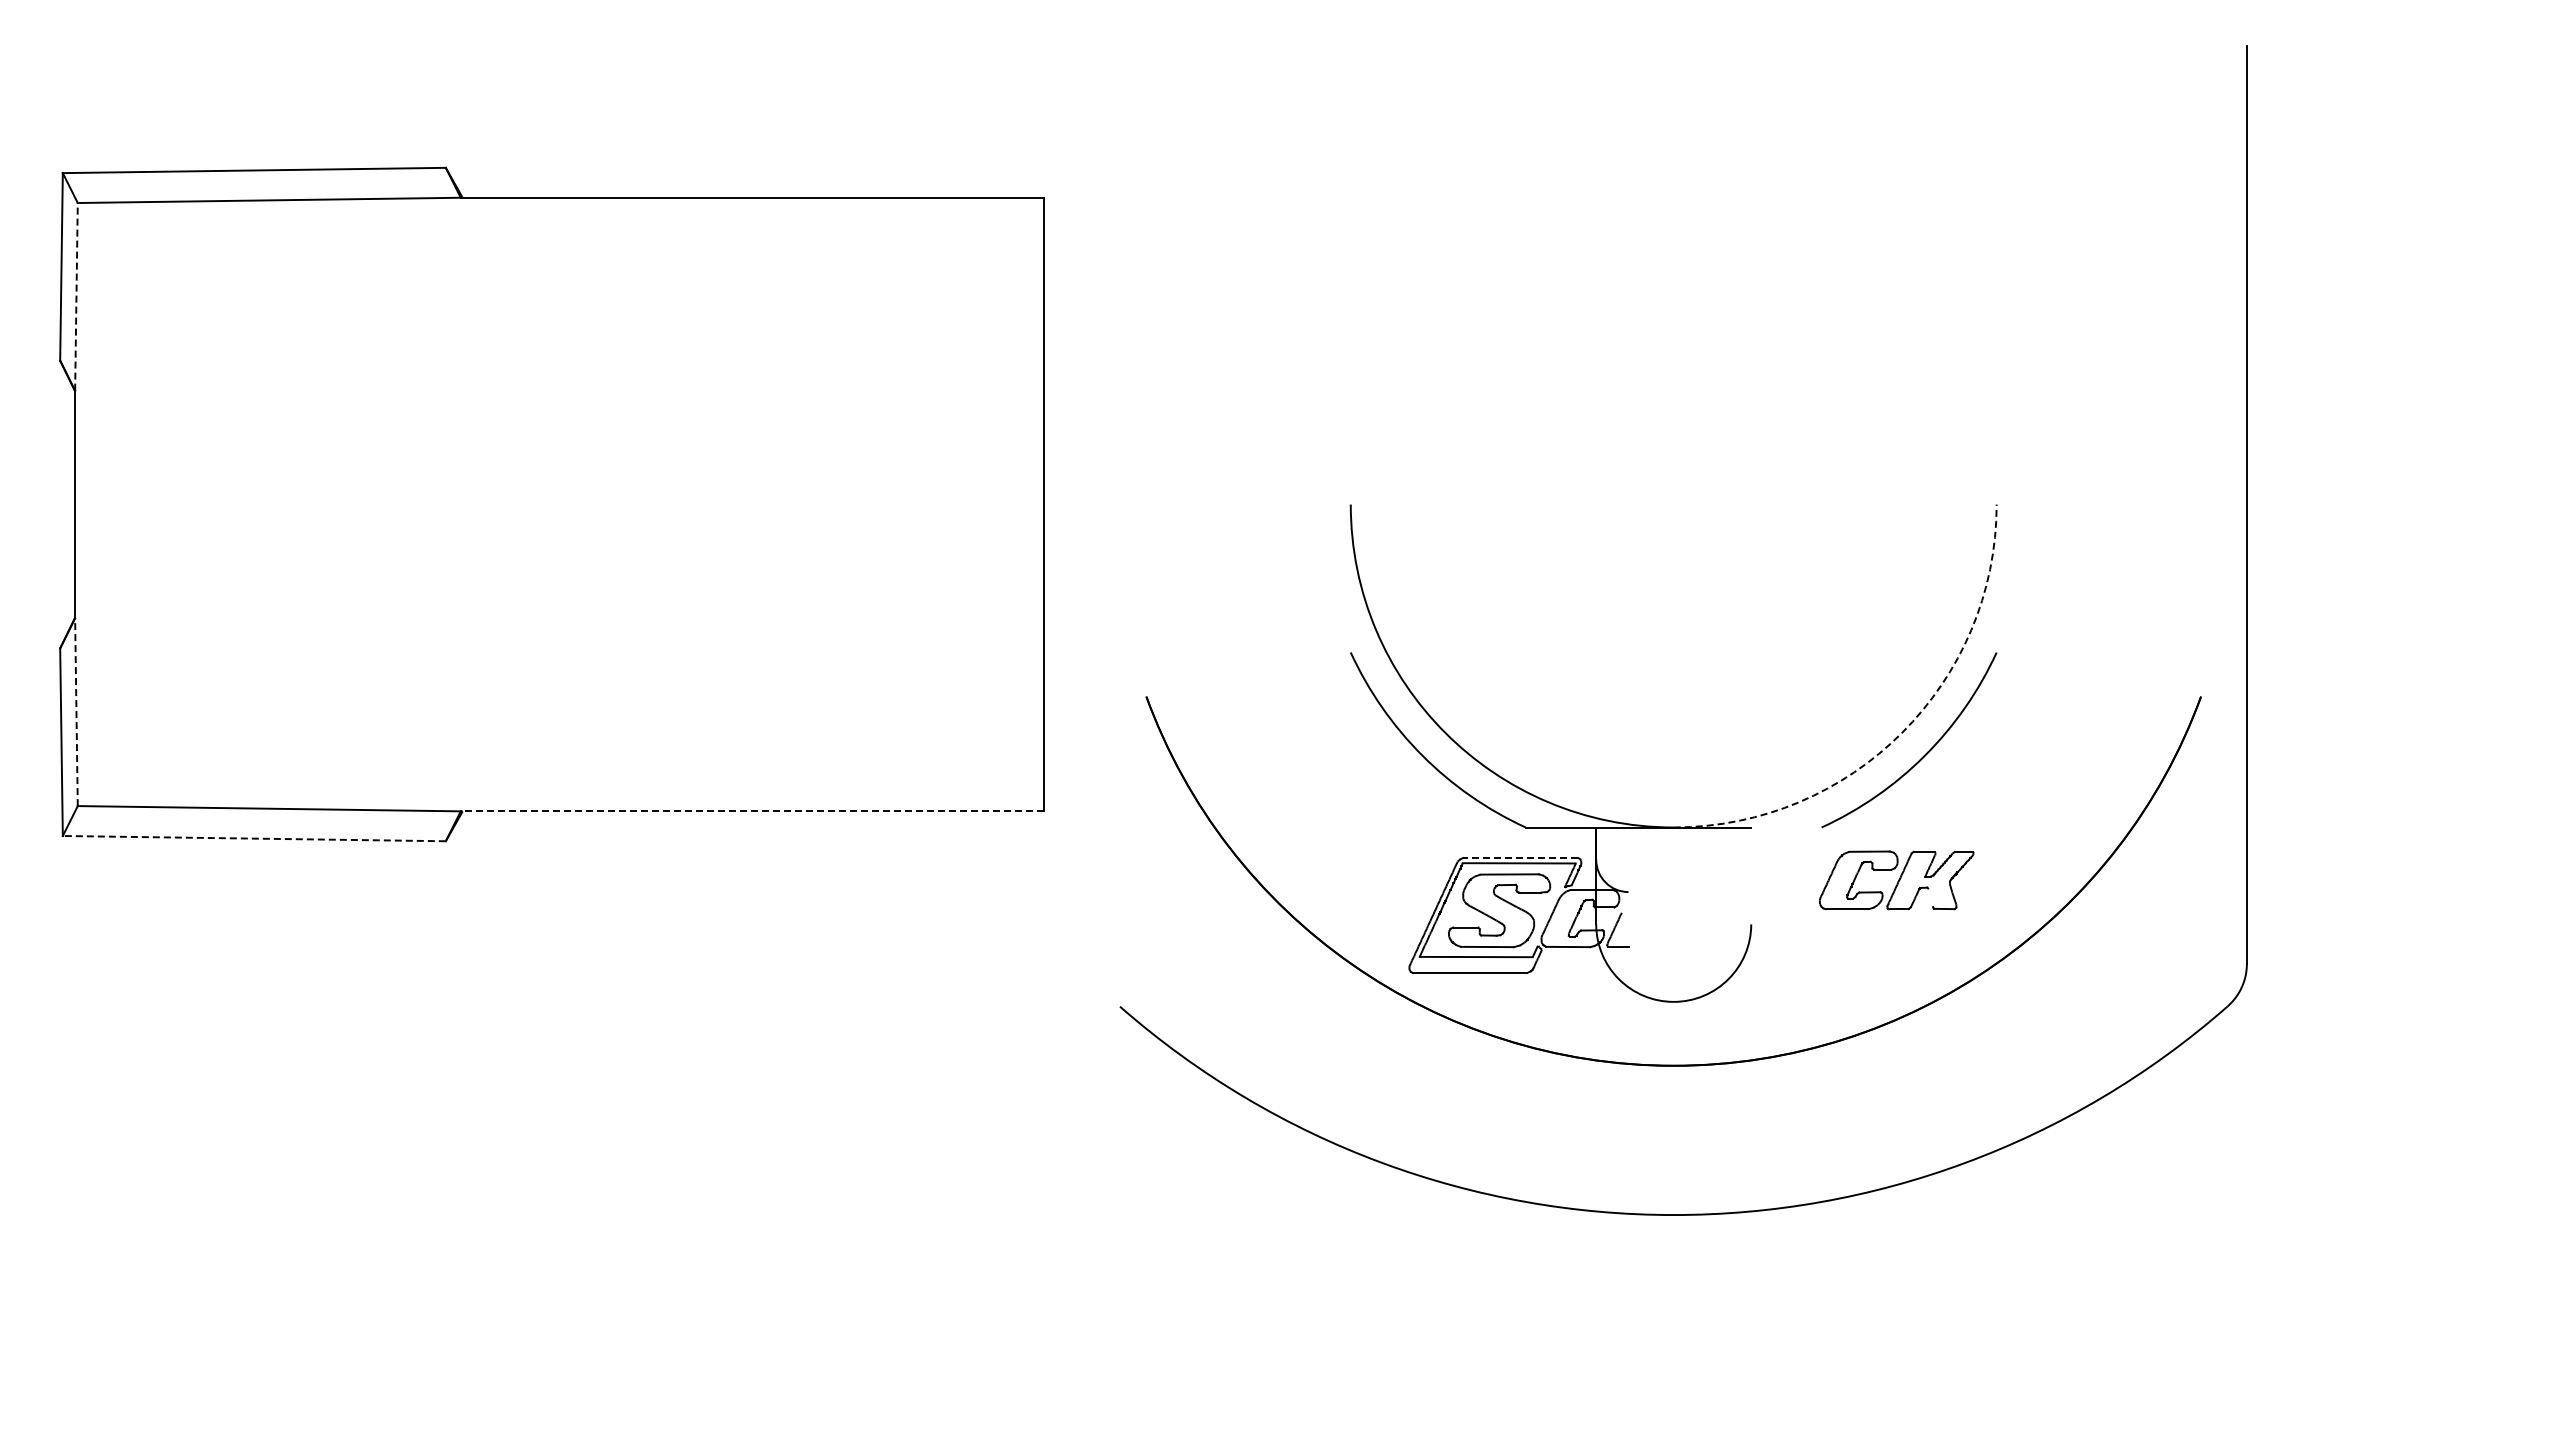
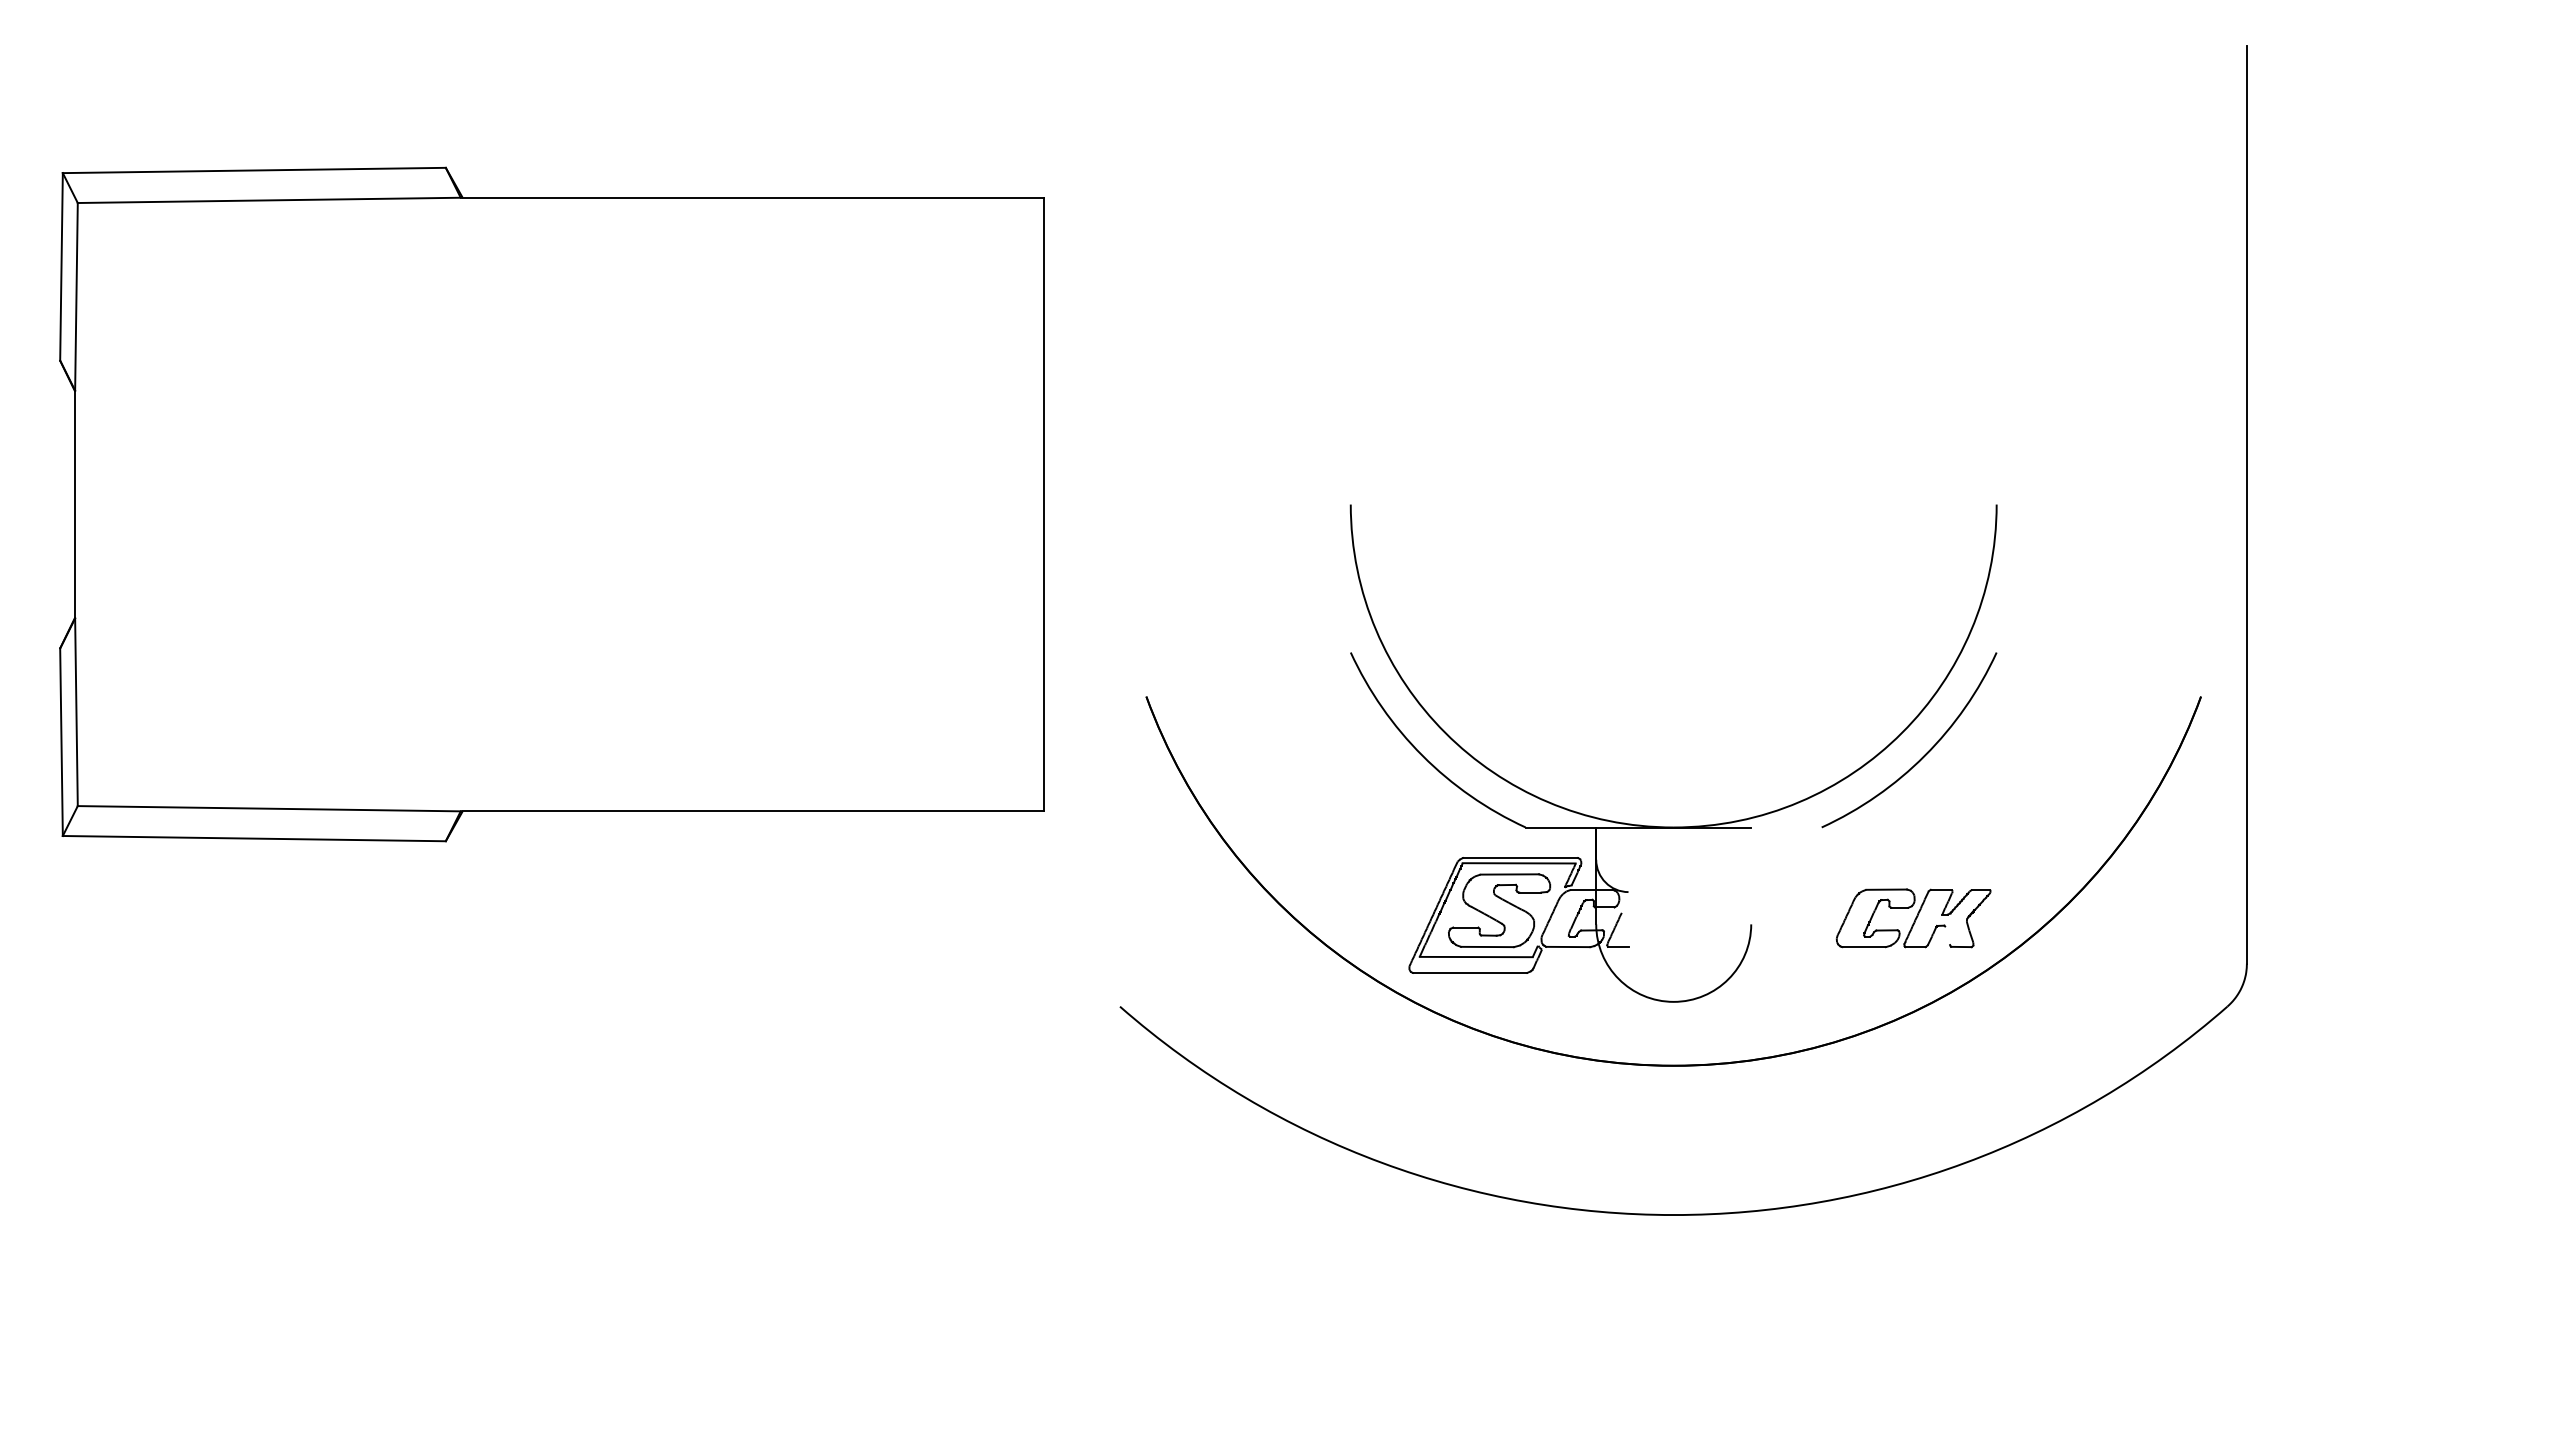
line: dashed -> solid (76, 296)
line: dashed -> solid (76, 712)
arc: dashed -> solid (1902, 732)
line: dashed -> solid (752, 811)
line: dashed -> solid (254, 838)
line: dashed -> solid (1520, 858)
part position: (1896, 880) -> (1913, 918) (1913, 918)
